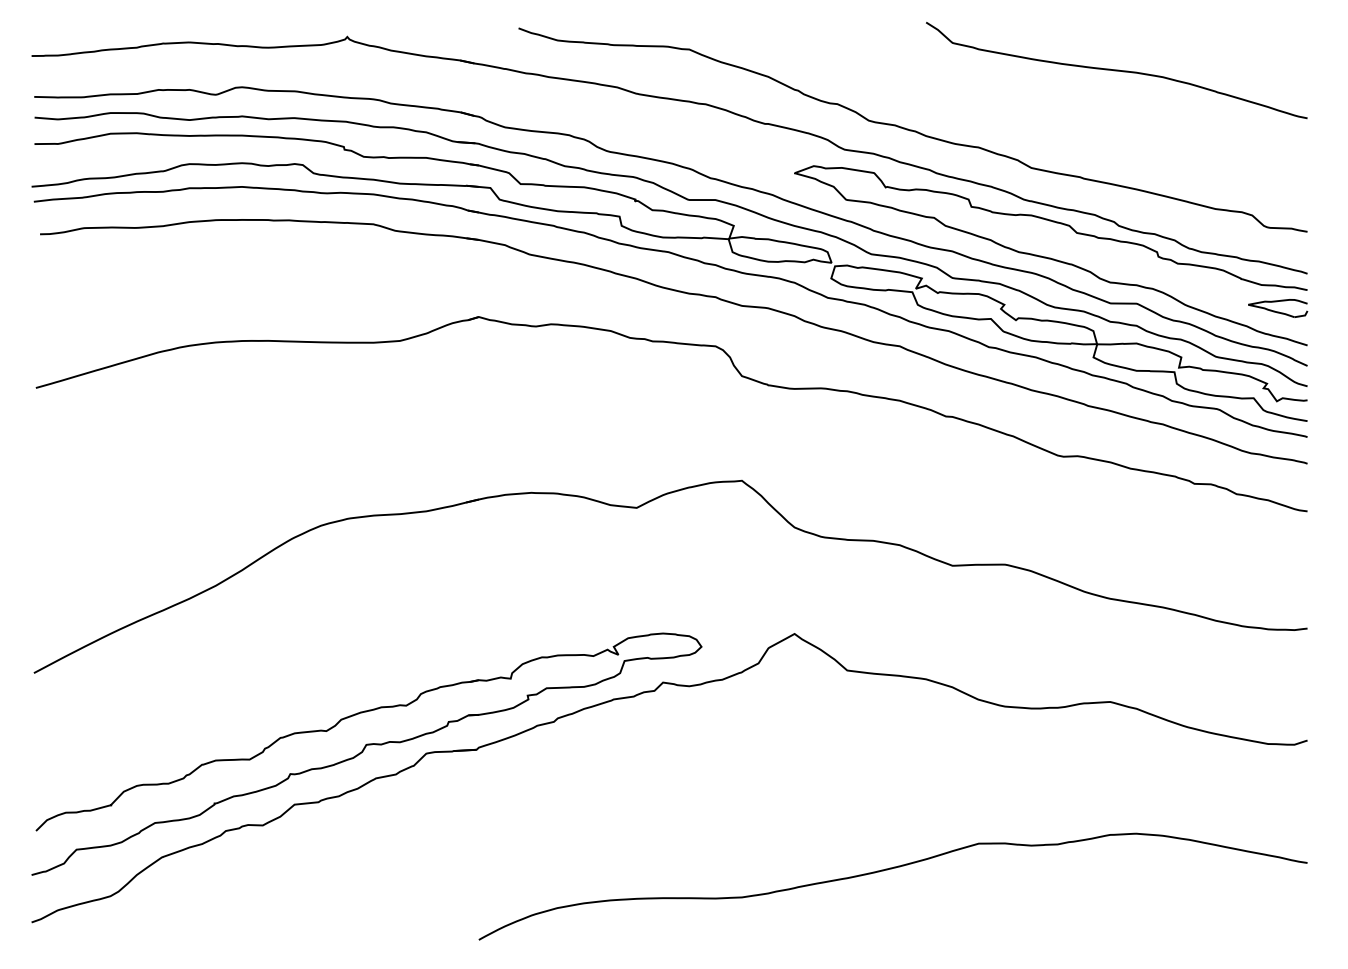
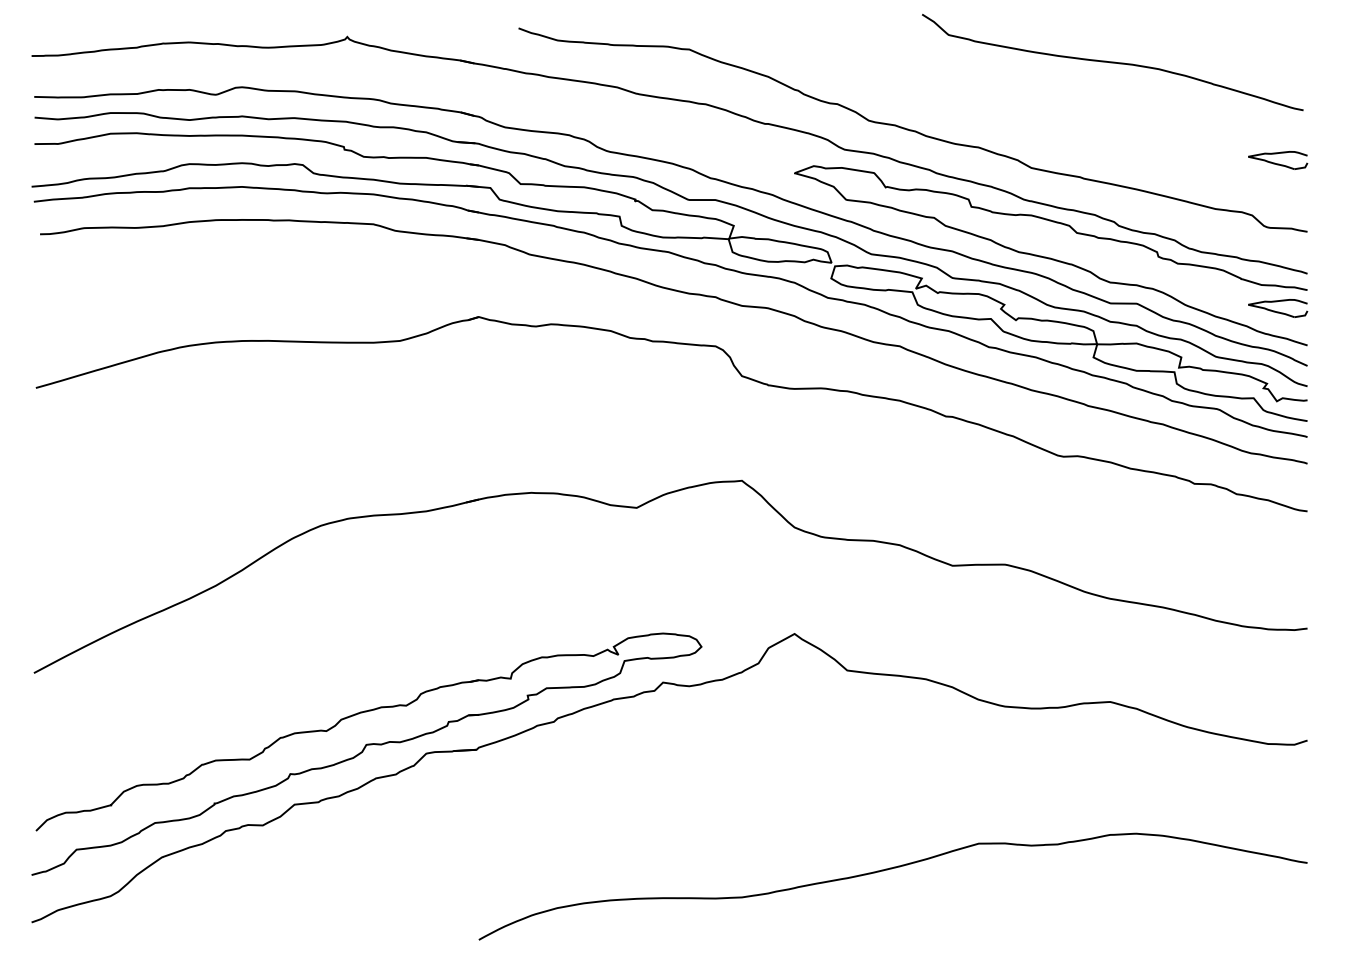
curve position: (1116, 70) -> (1112, 62) (1112, 62)
part: none -> present (1278, 160)
